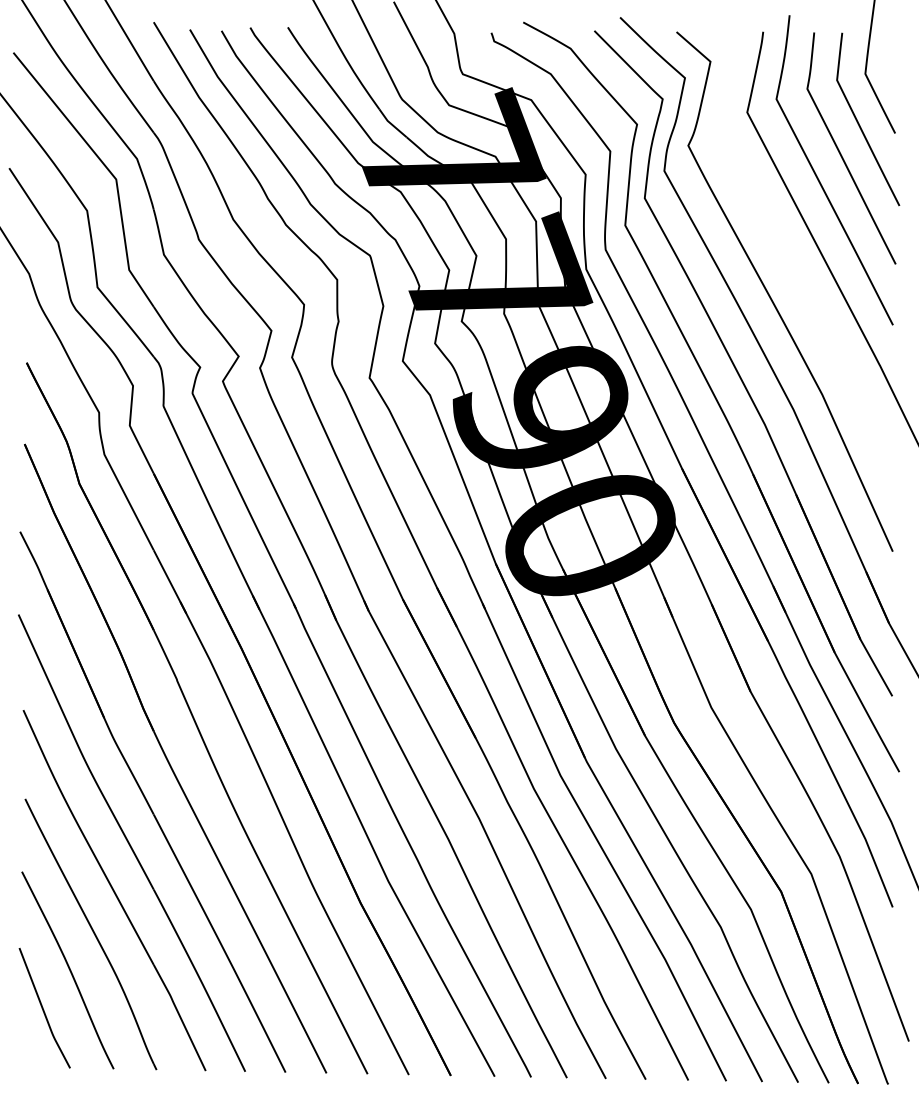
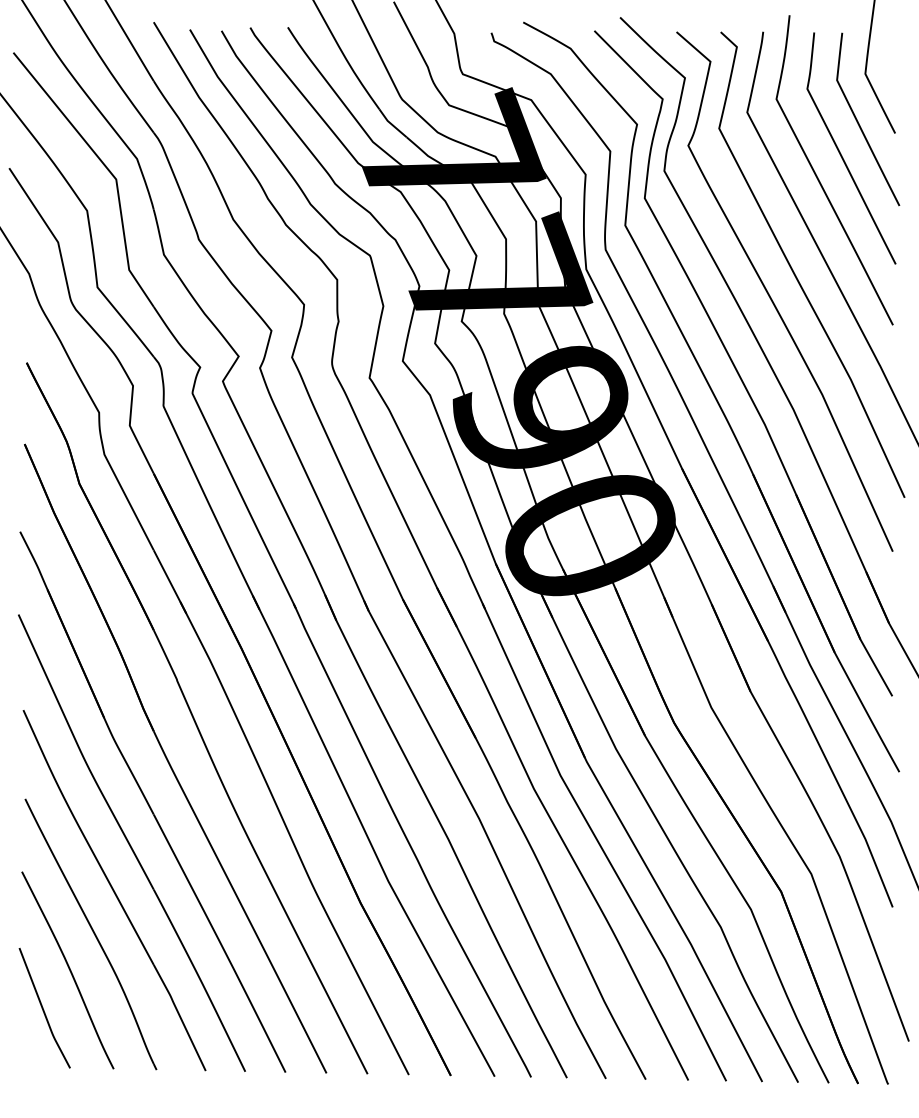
curve: none -> present (795, 273)
